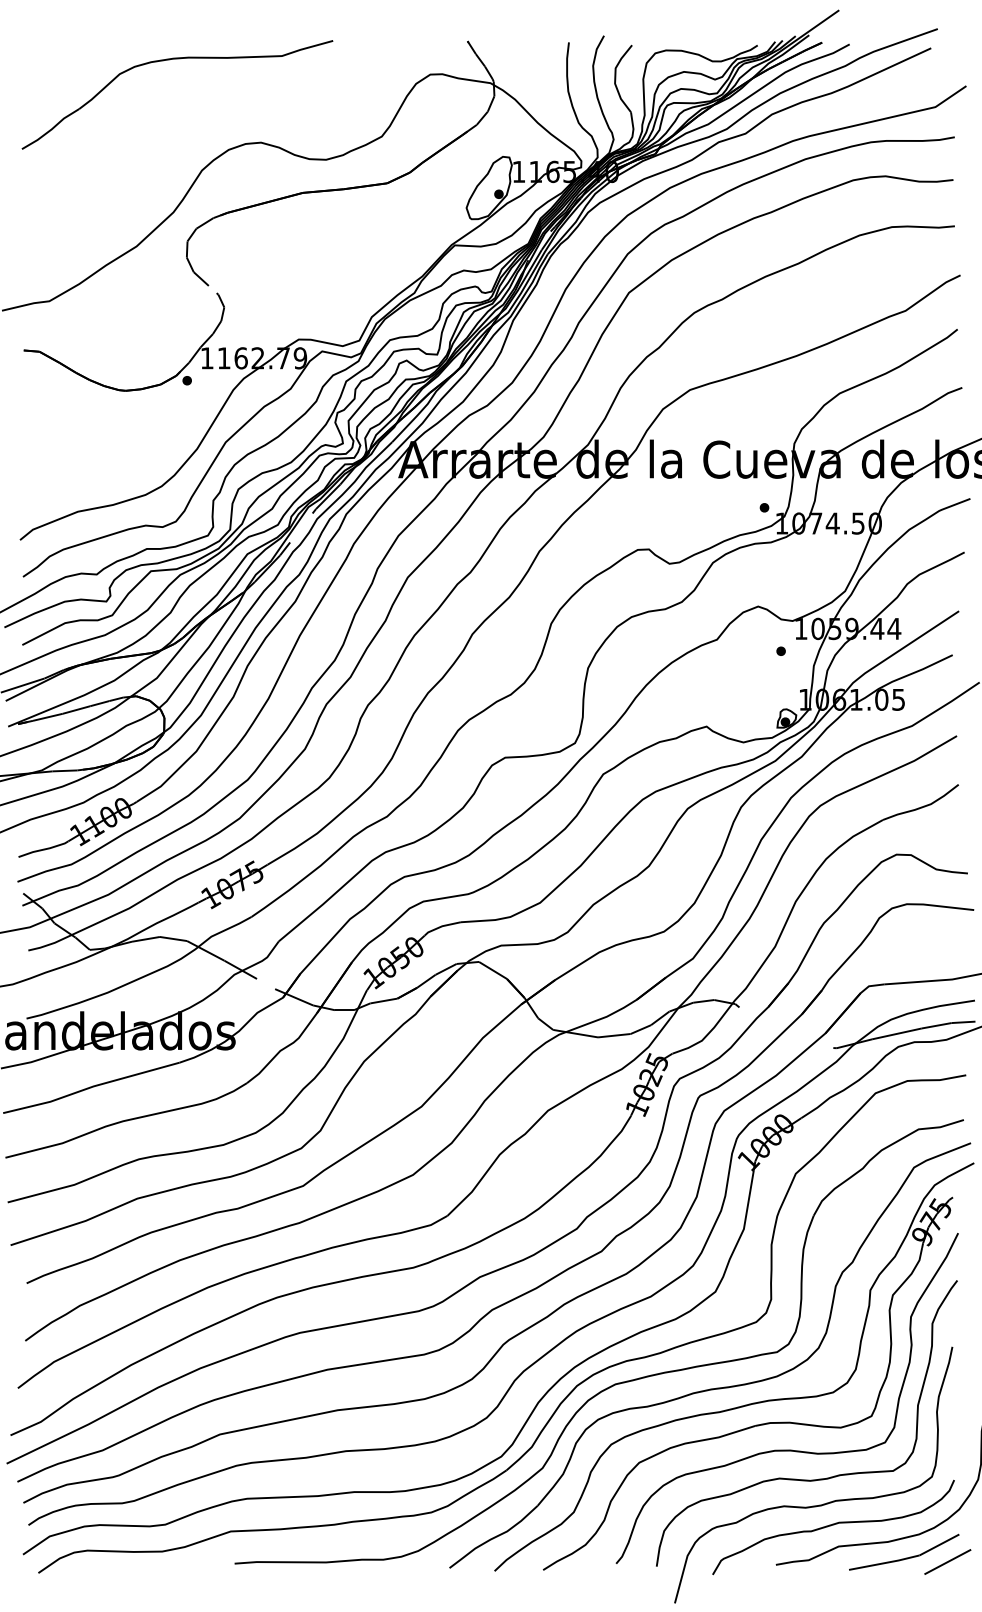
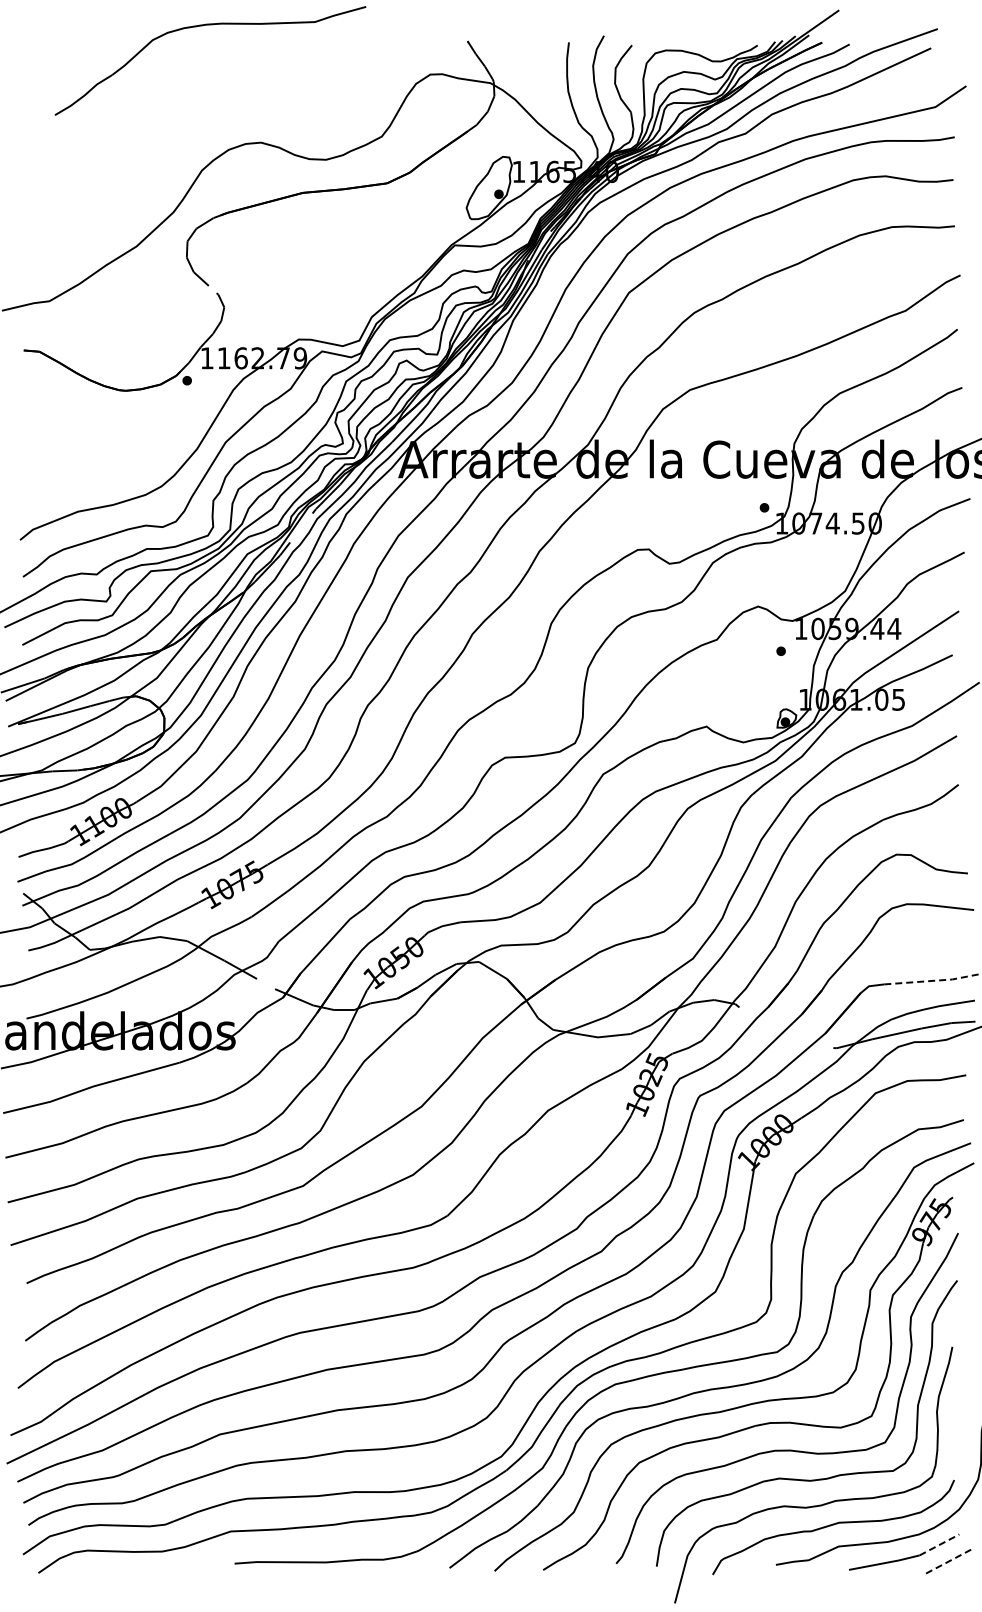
part position: (169, 60) -> (202, 26) (202, 26)
line: solid -> dashed (933, 980)
line: solid -> dashed (939, 1544)
line: solid -> dashed (947, 1562)
